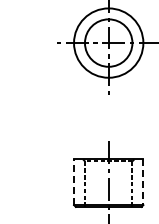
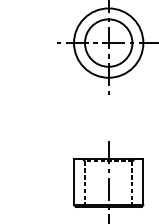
line: dashed -> solid (74, 182)
line: dashed -> solid (143, 182)
